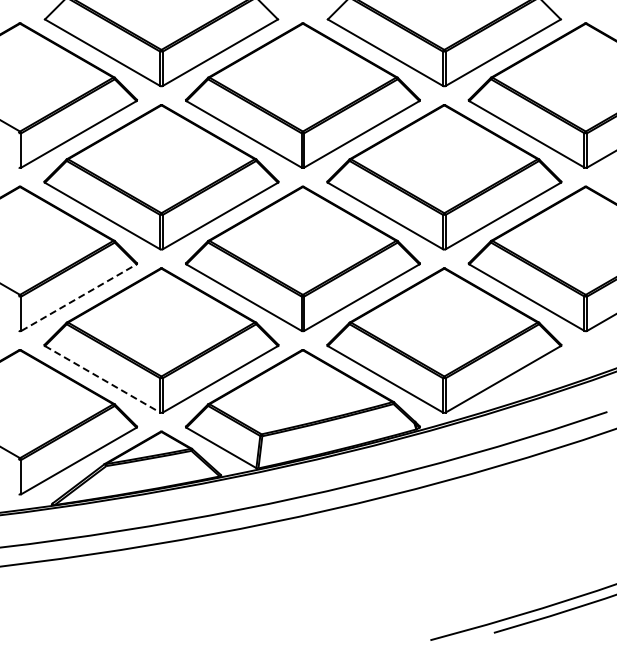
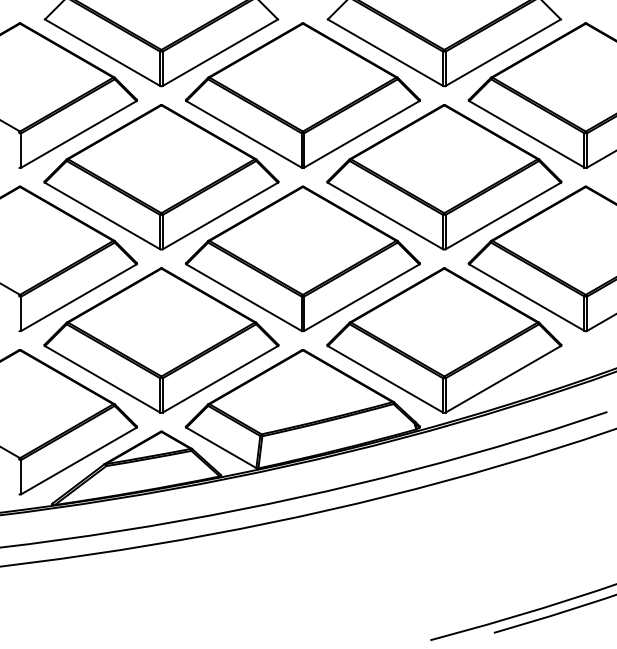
line: dashed -> solid (79, 297)
line: dashed -> solid (103, 379)
